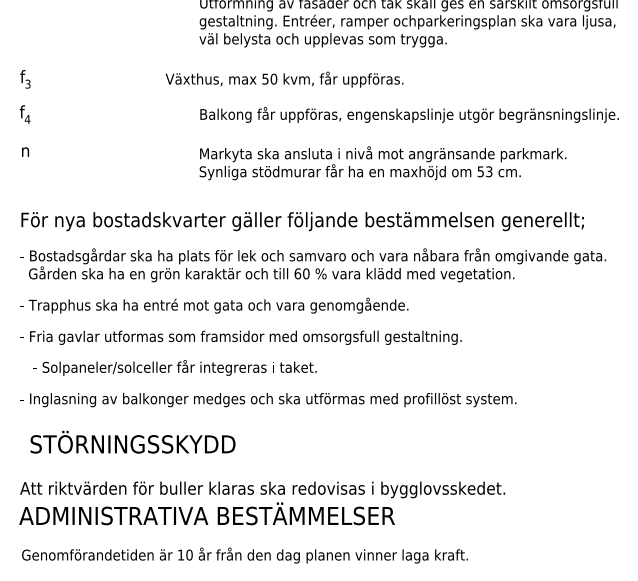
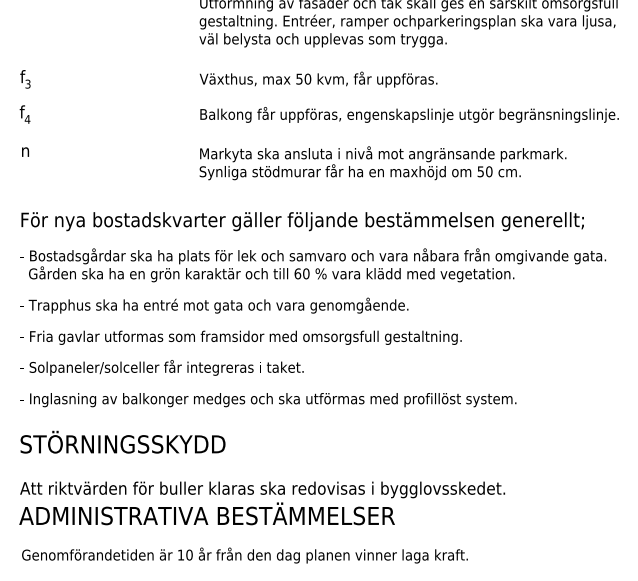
text position: (284, 79) -> (318, 79) (318, 79)
text: 53 -> 50 (489, 171)
text position: (174, 367) -> (161, 367) (161, 367)
text position: (132, 441) -> (122, 441) (122, 441)
